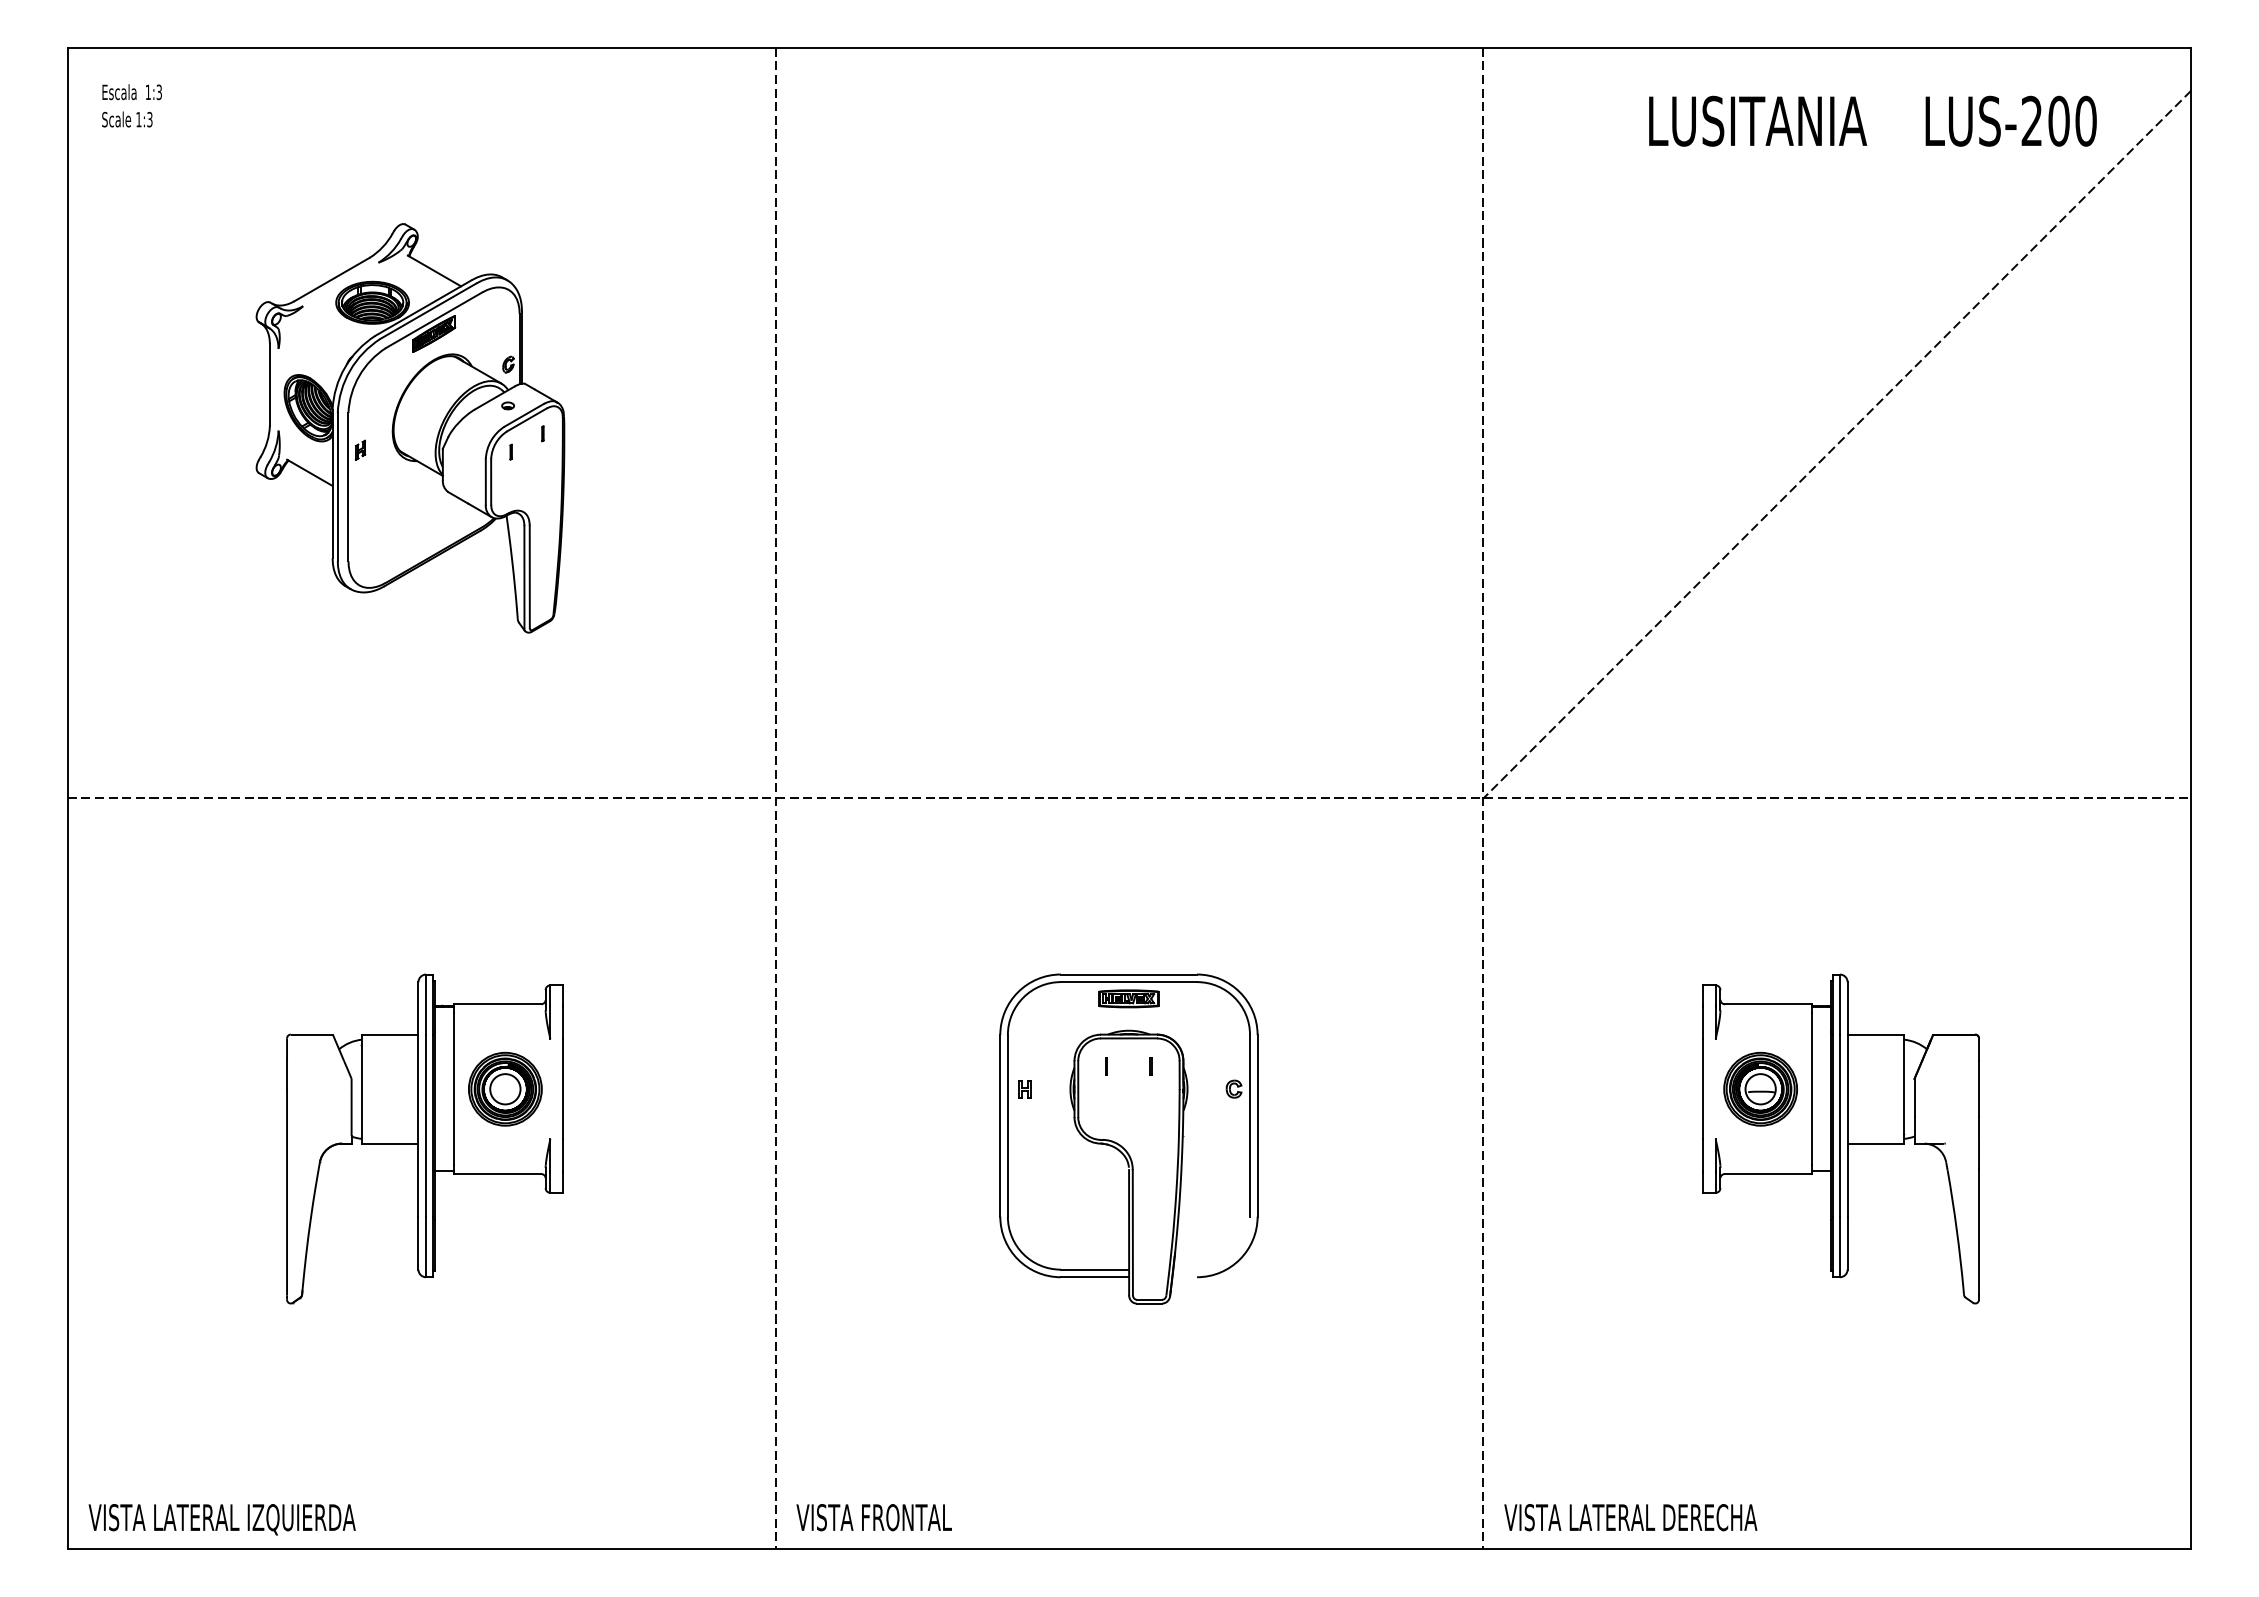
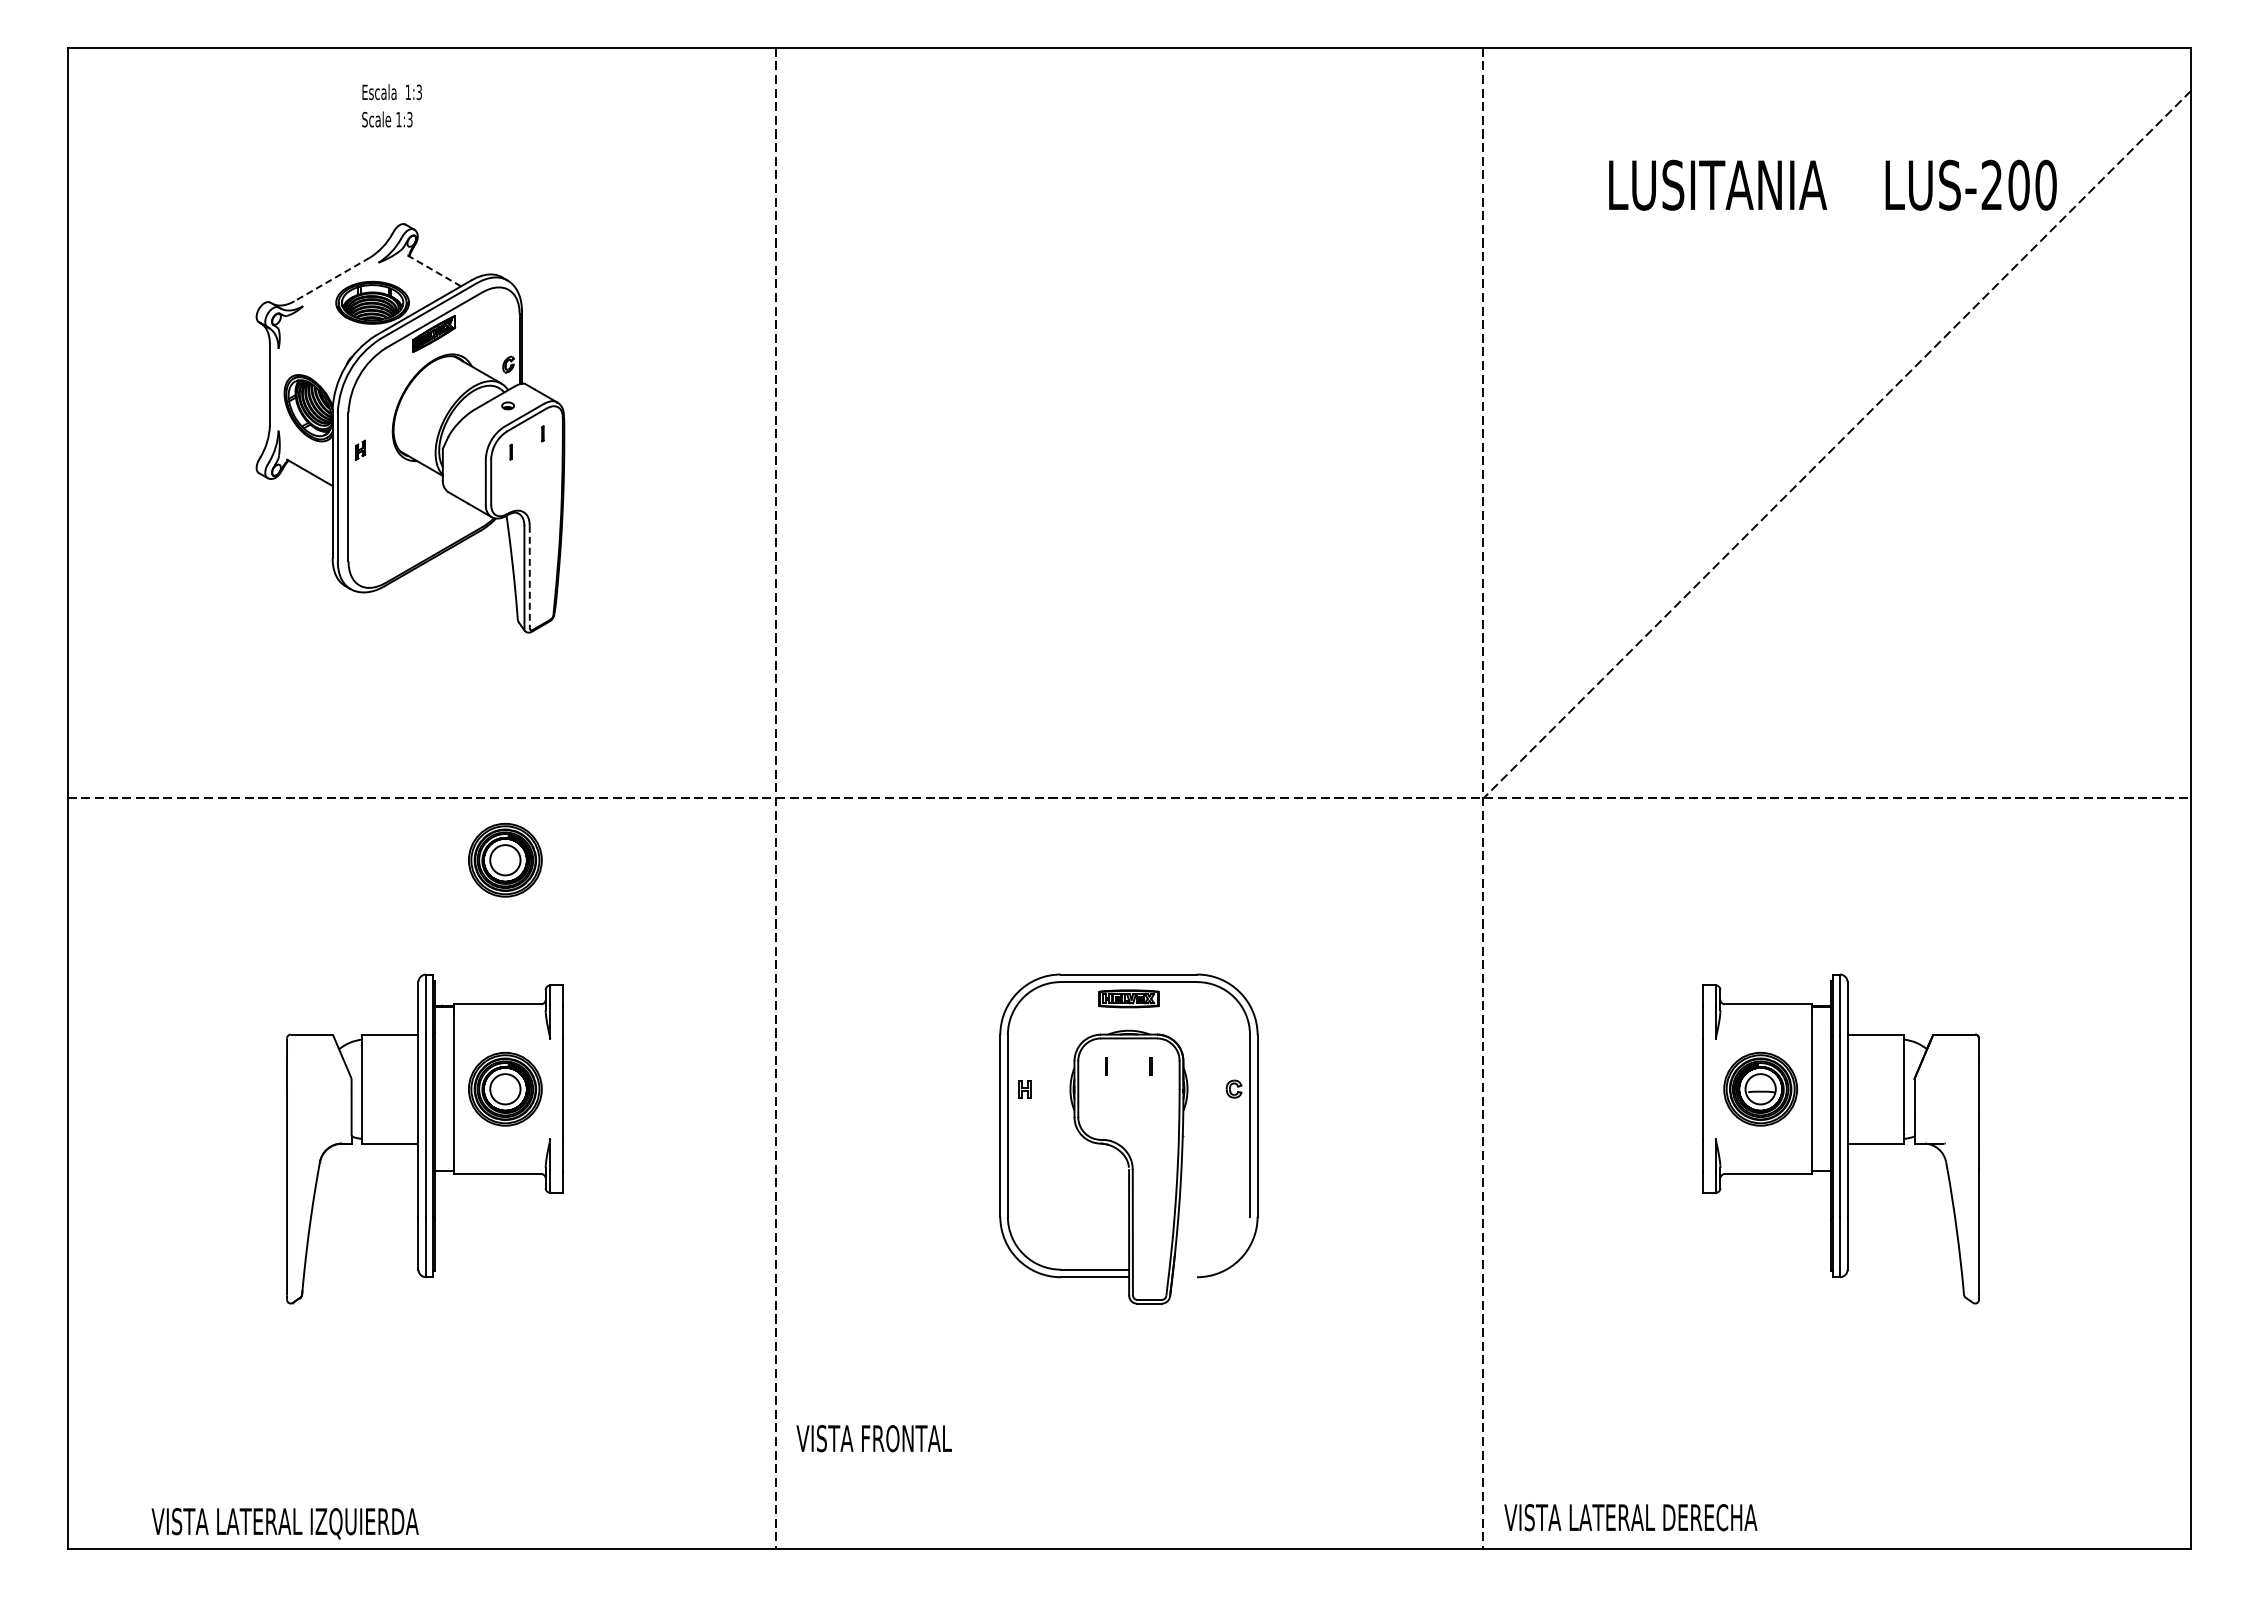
text position: (131, 105) -> (391, 105) (391, 105)
text position: (1872, 120) -> (1832, 184) (1832, 184)
line: solid -> dashed (434, 271)
line: solid -> dashed (331, 279)
line: solid -> dashed (529, 577)
part: none -> present (505, 859)
text position: (873, 1517) -> (873, 1438) (873, 1438)
text position: (221, 1519) -> (284, 1523) (284, 1523)
